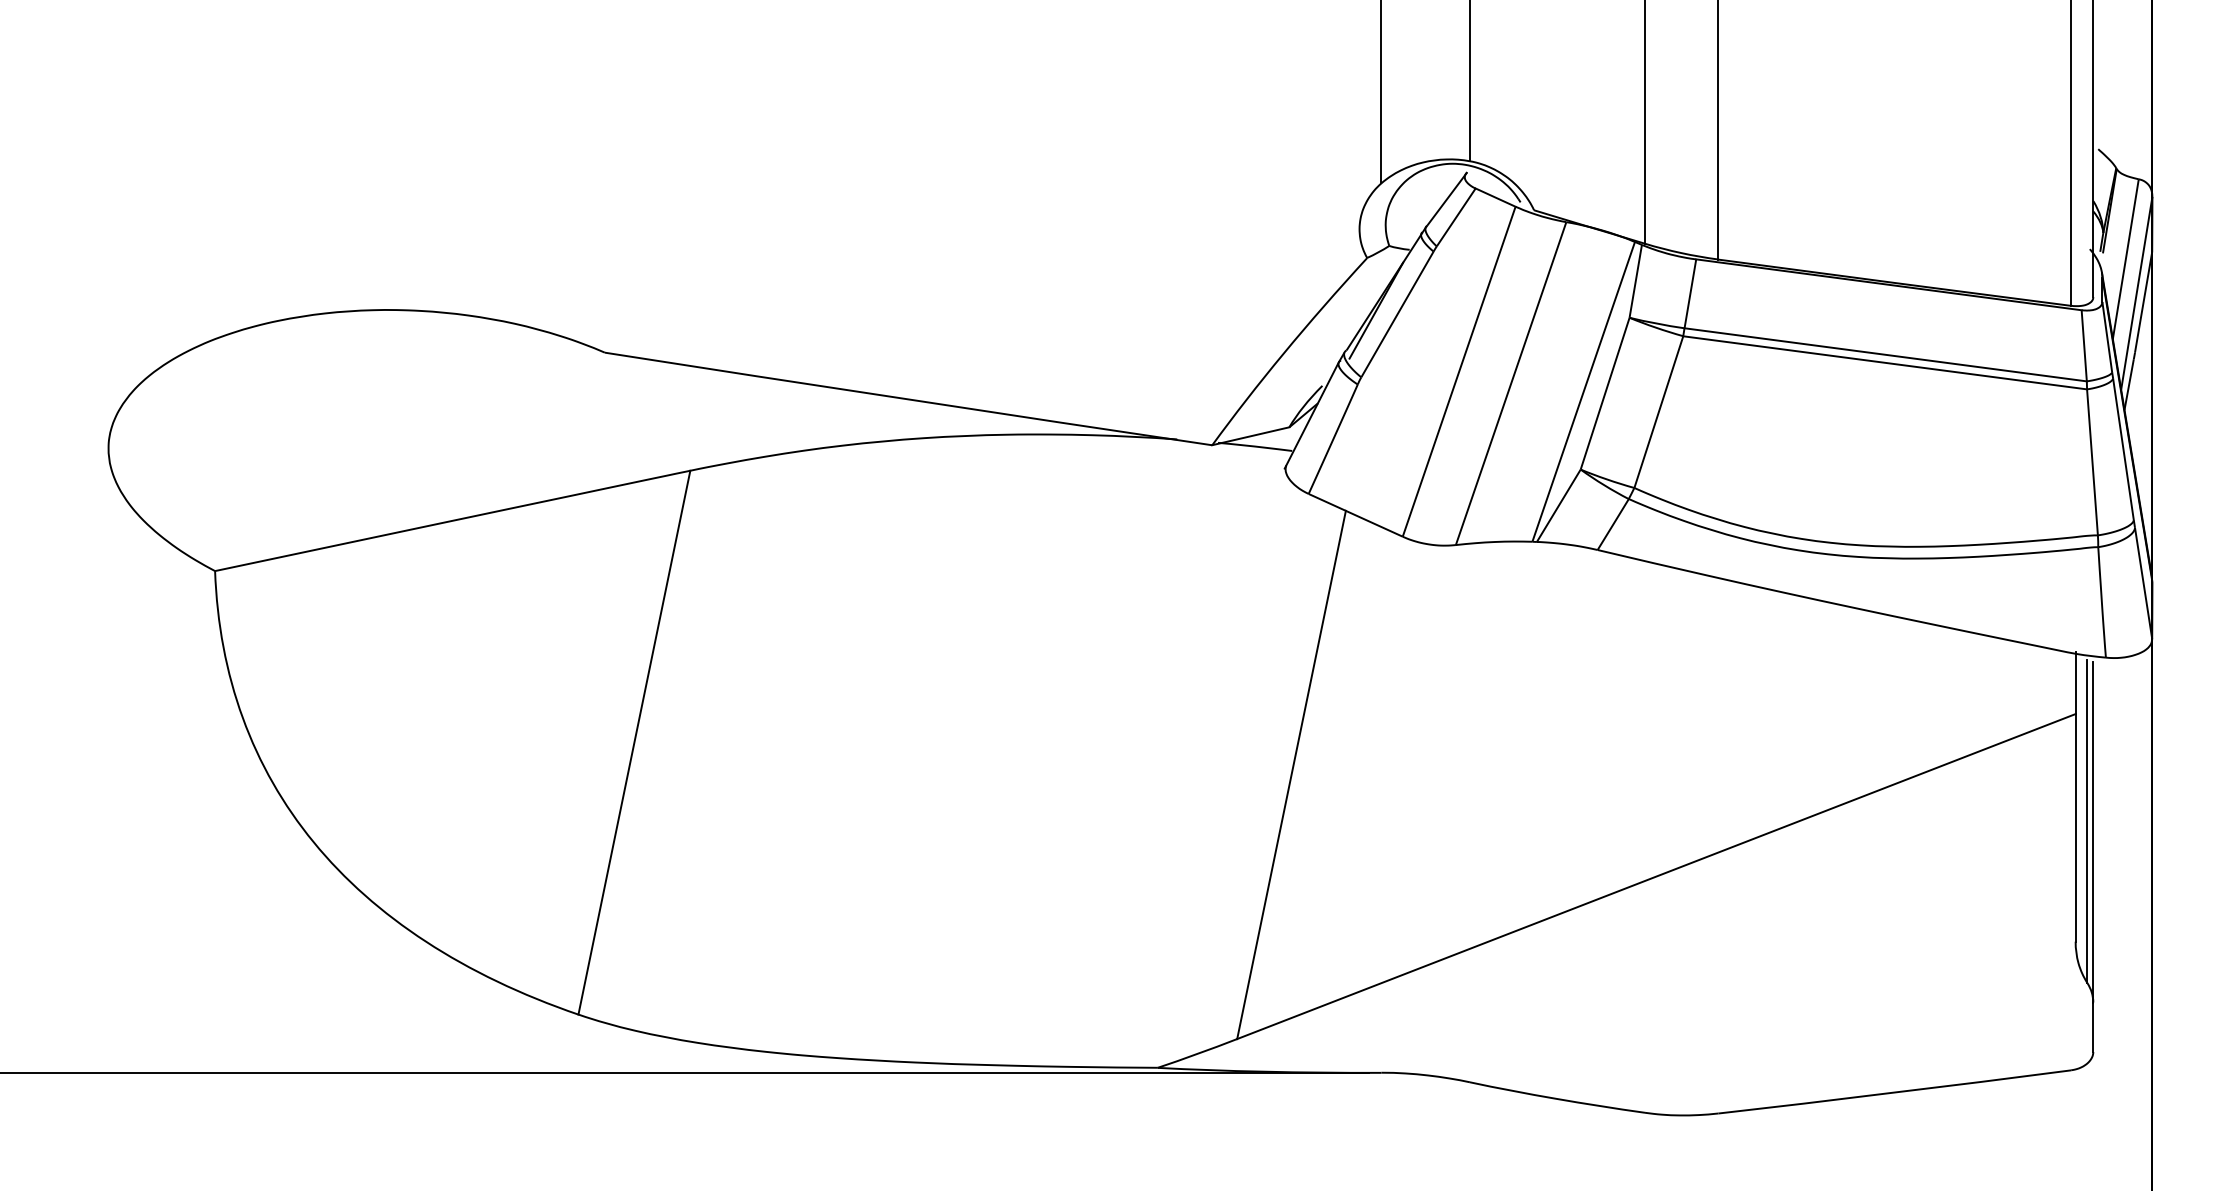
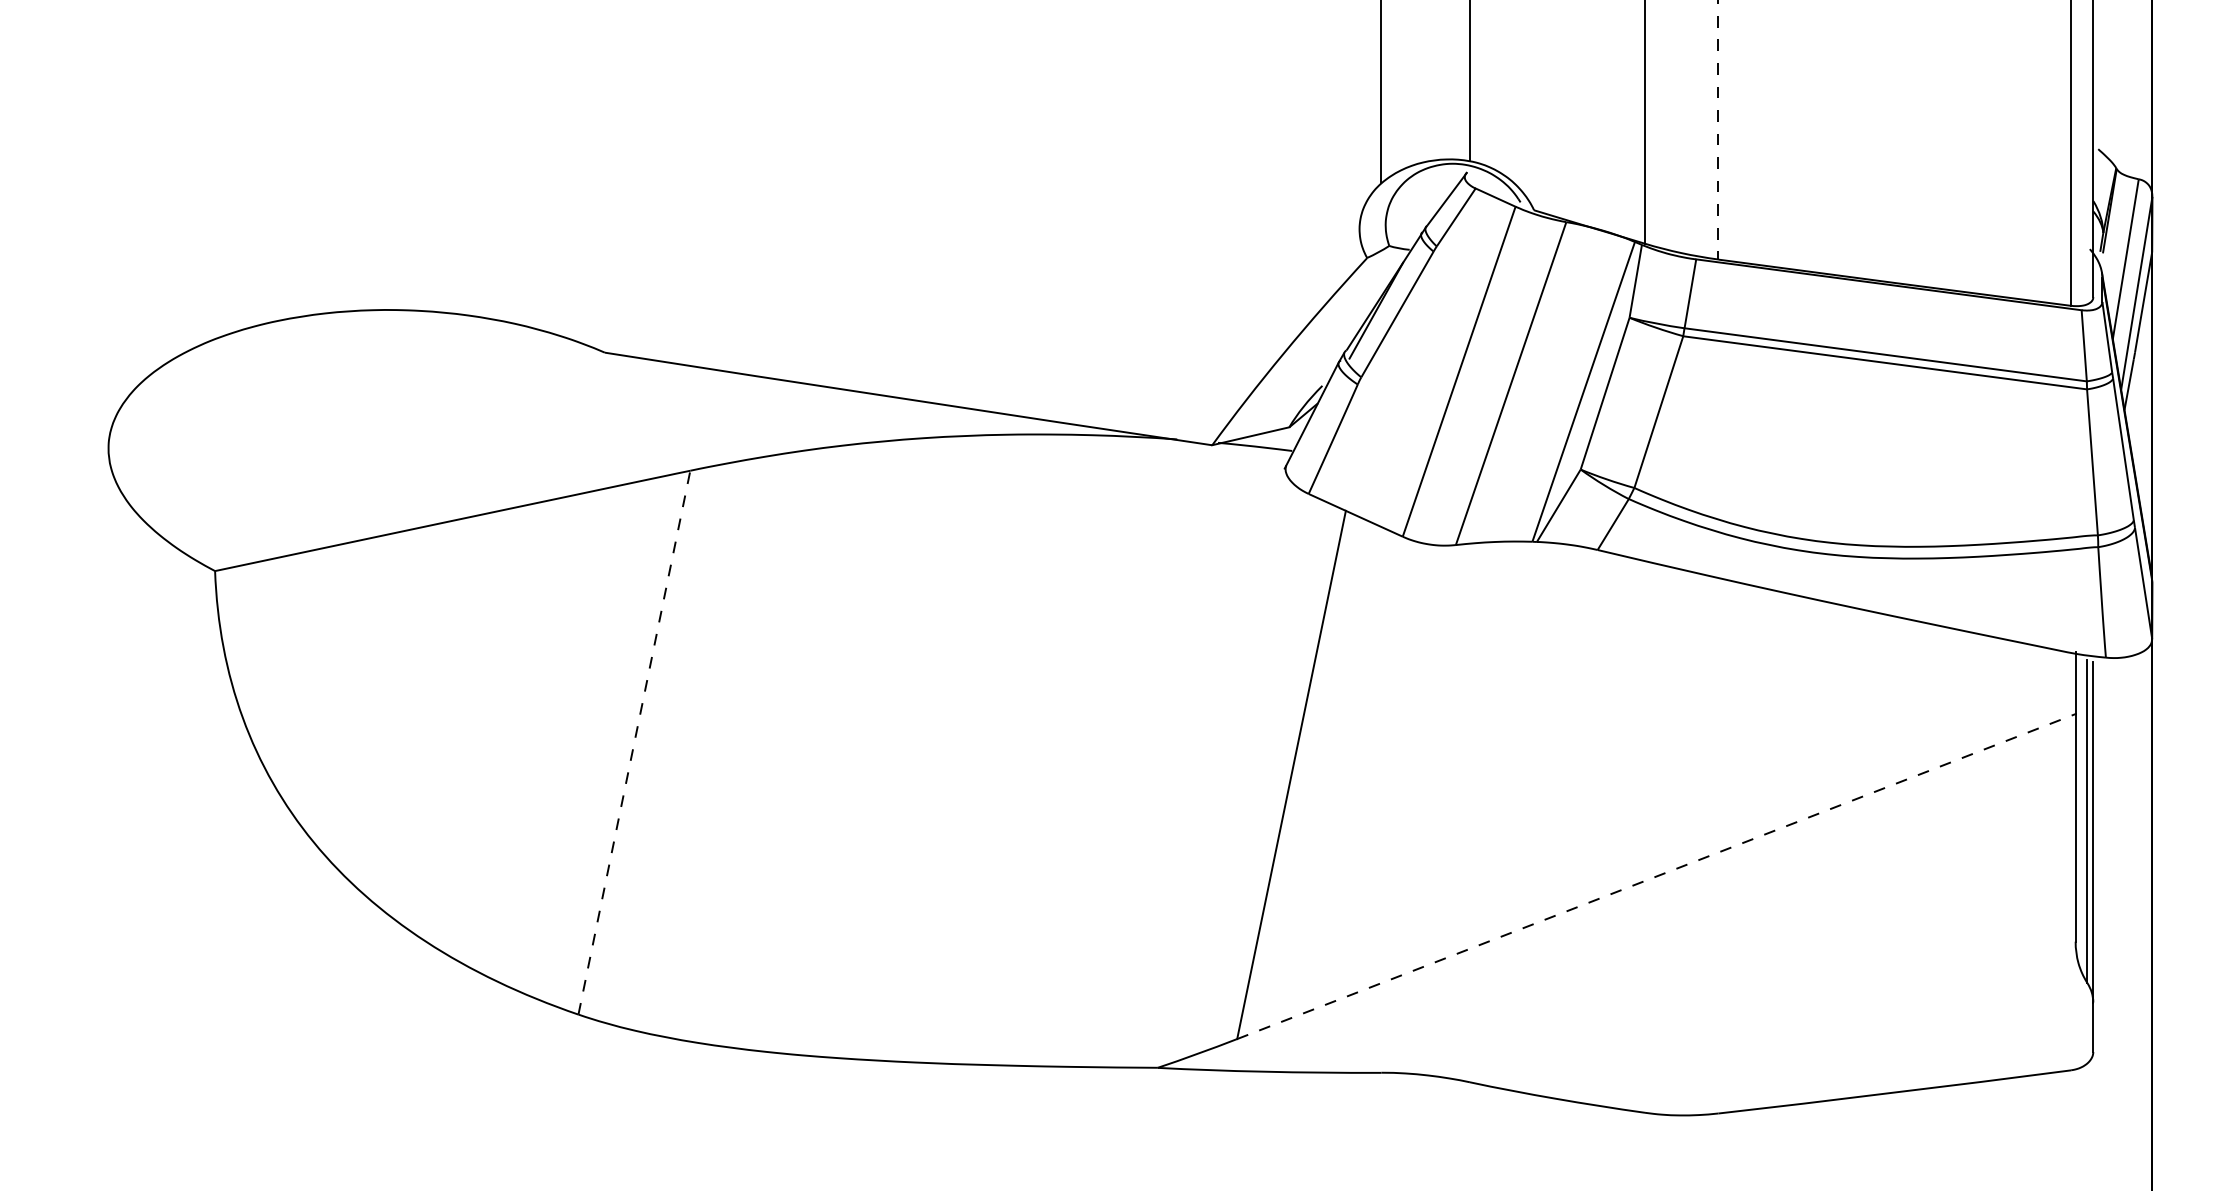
line: solid -> dashed (1718, 130)
line: solid -> dashed (634, 742)
line: solid -> dashed (1656, 876)
line: present -> none (685, 1072)
